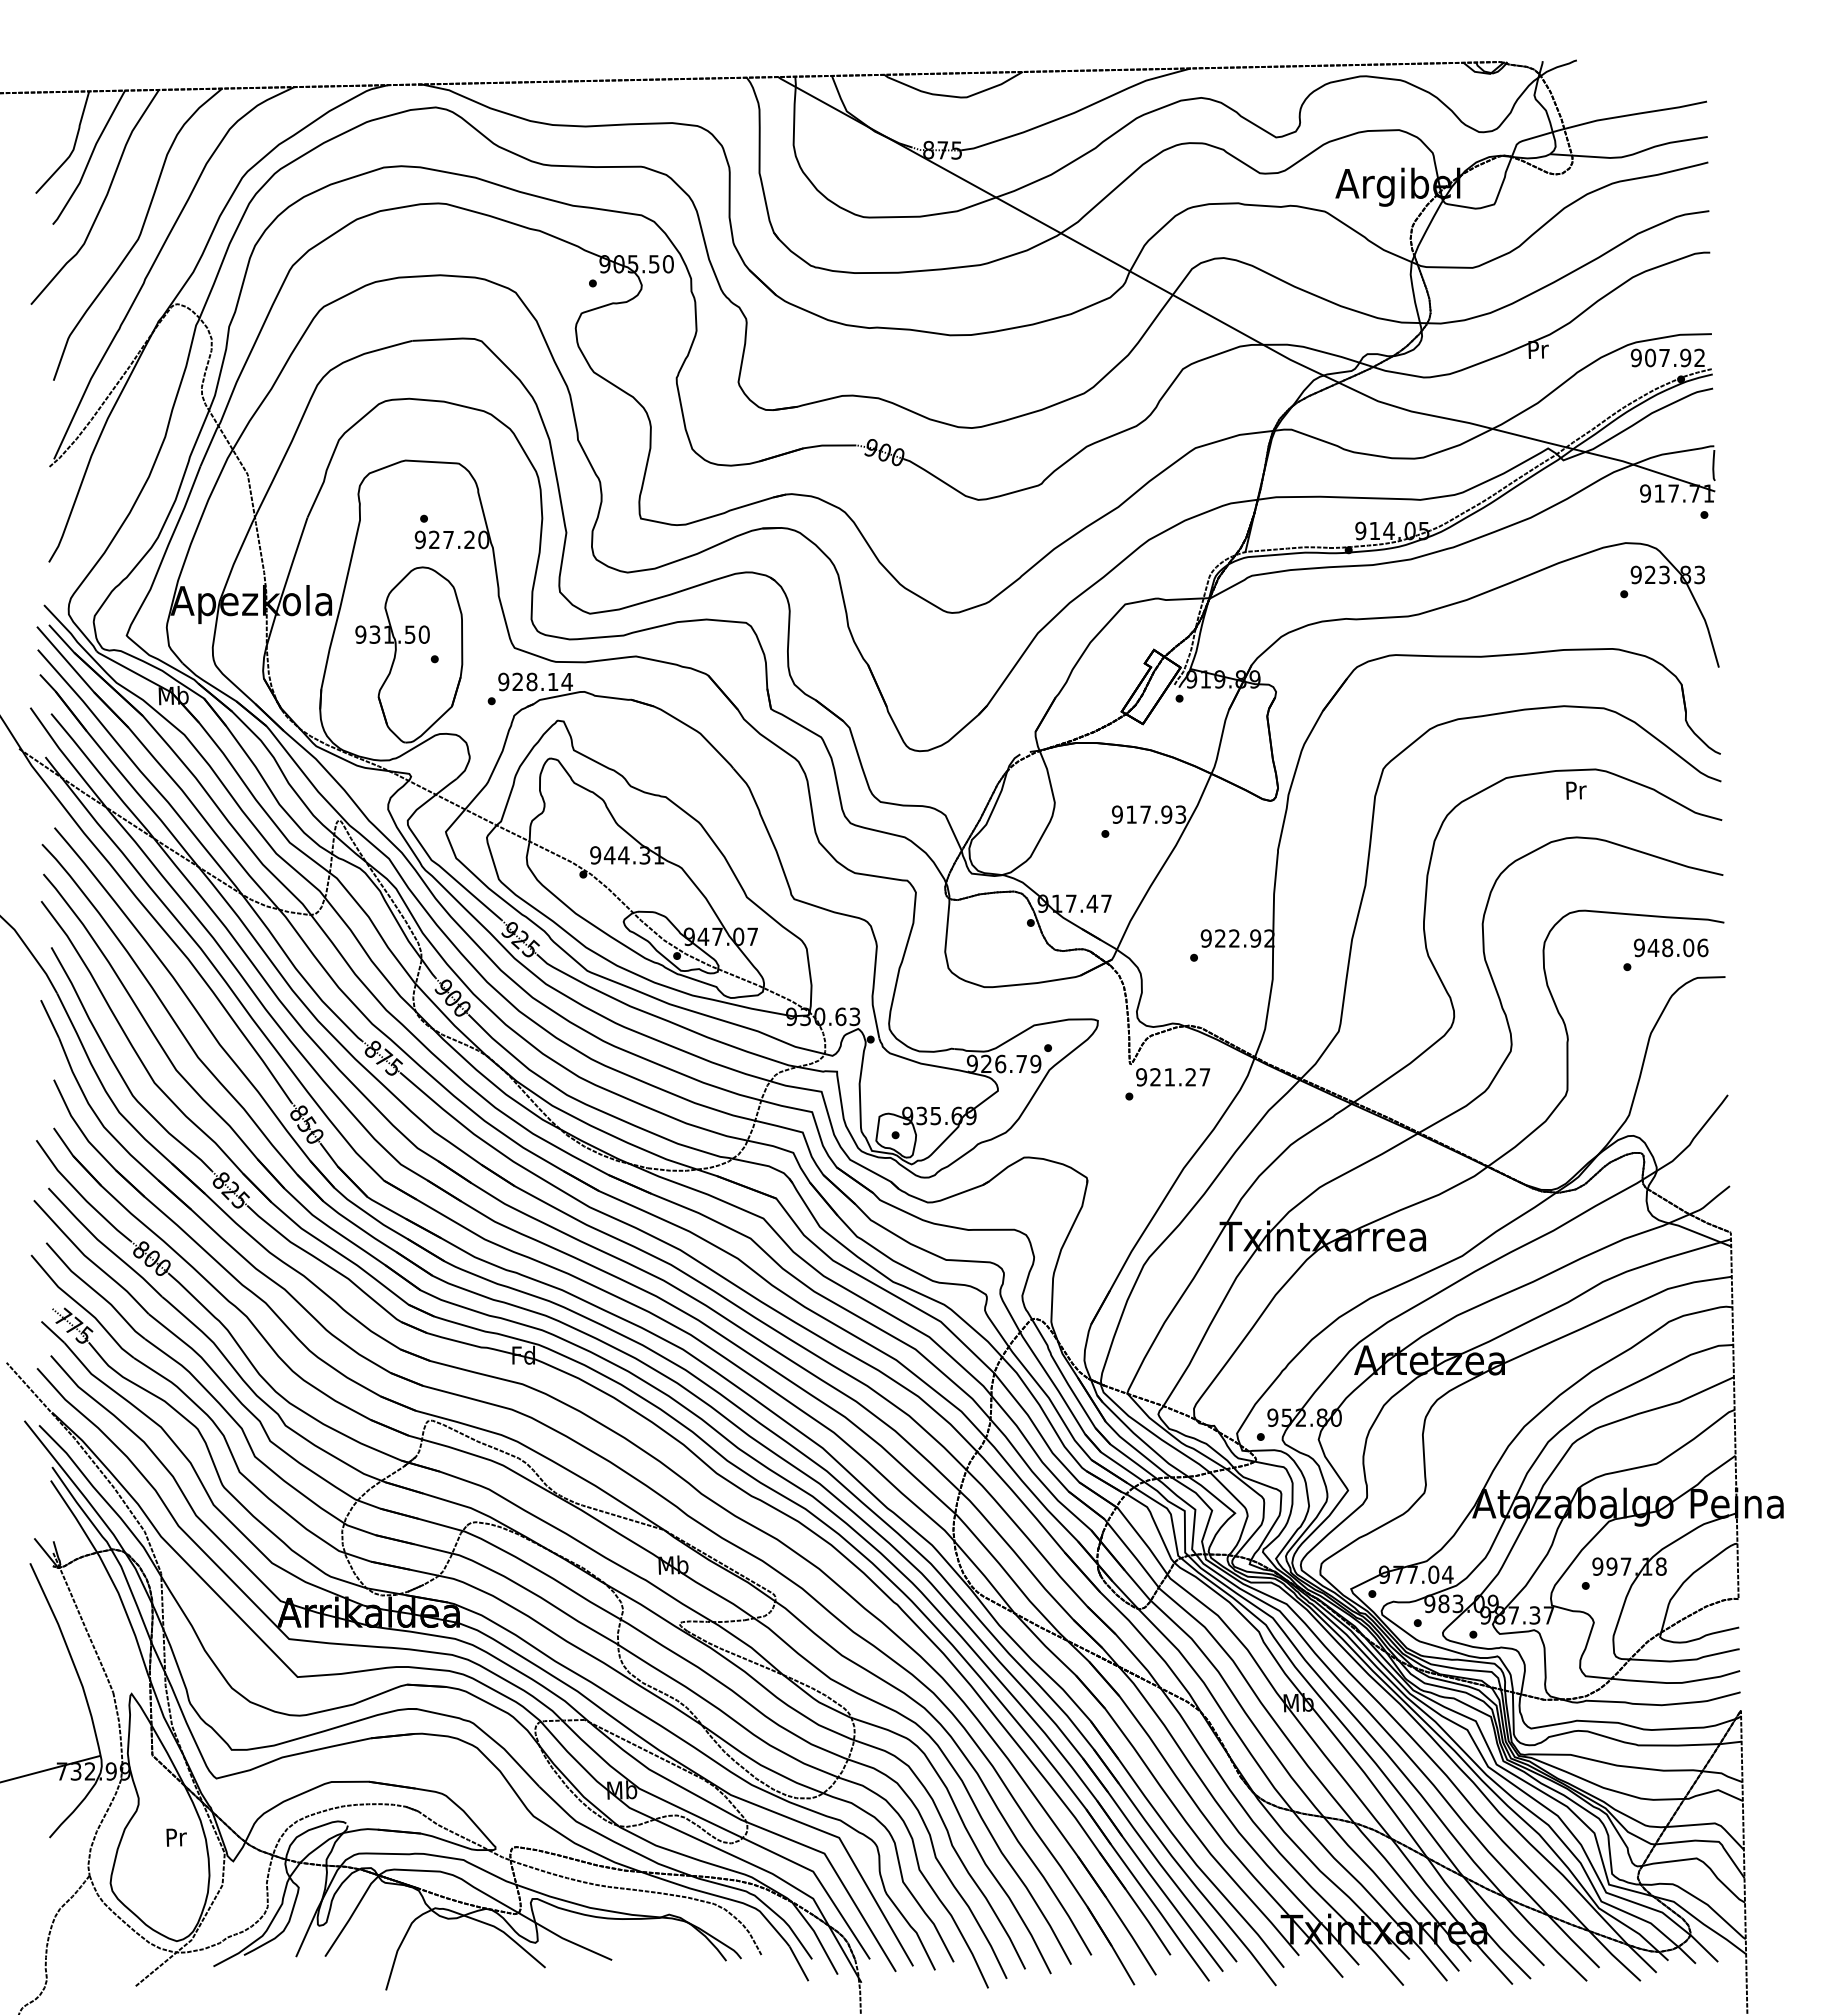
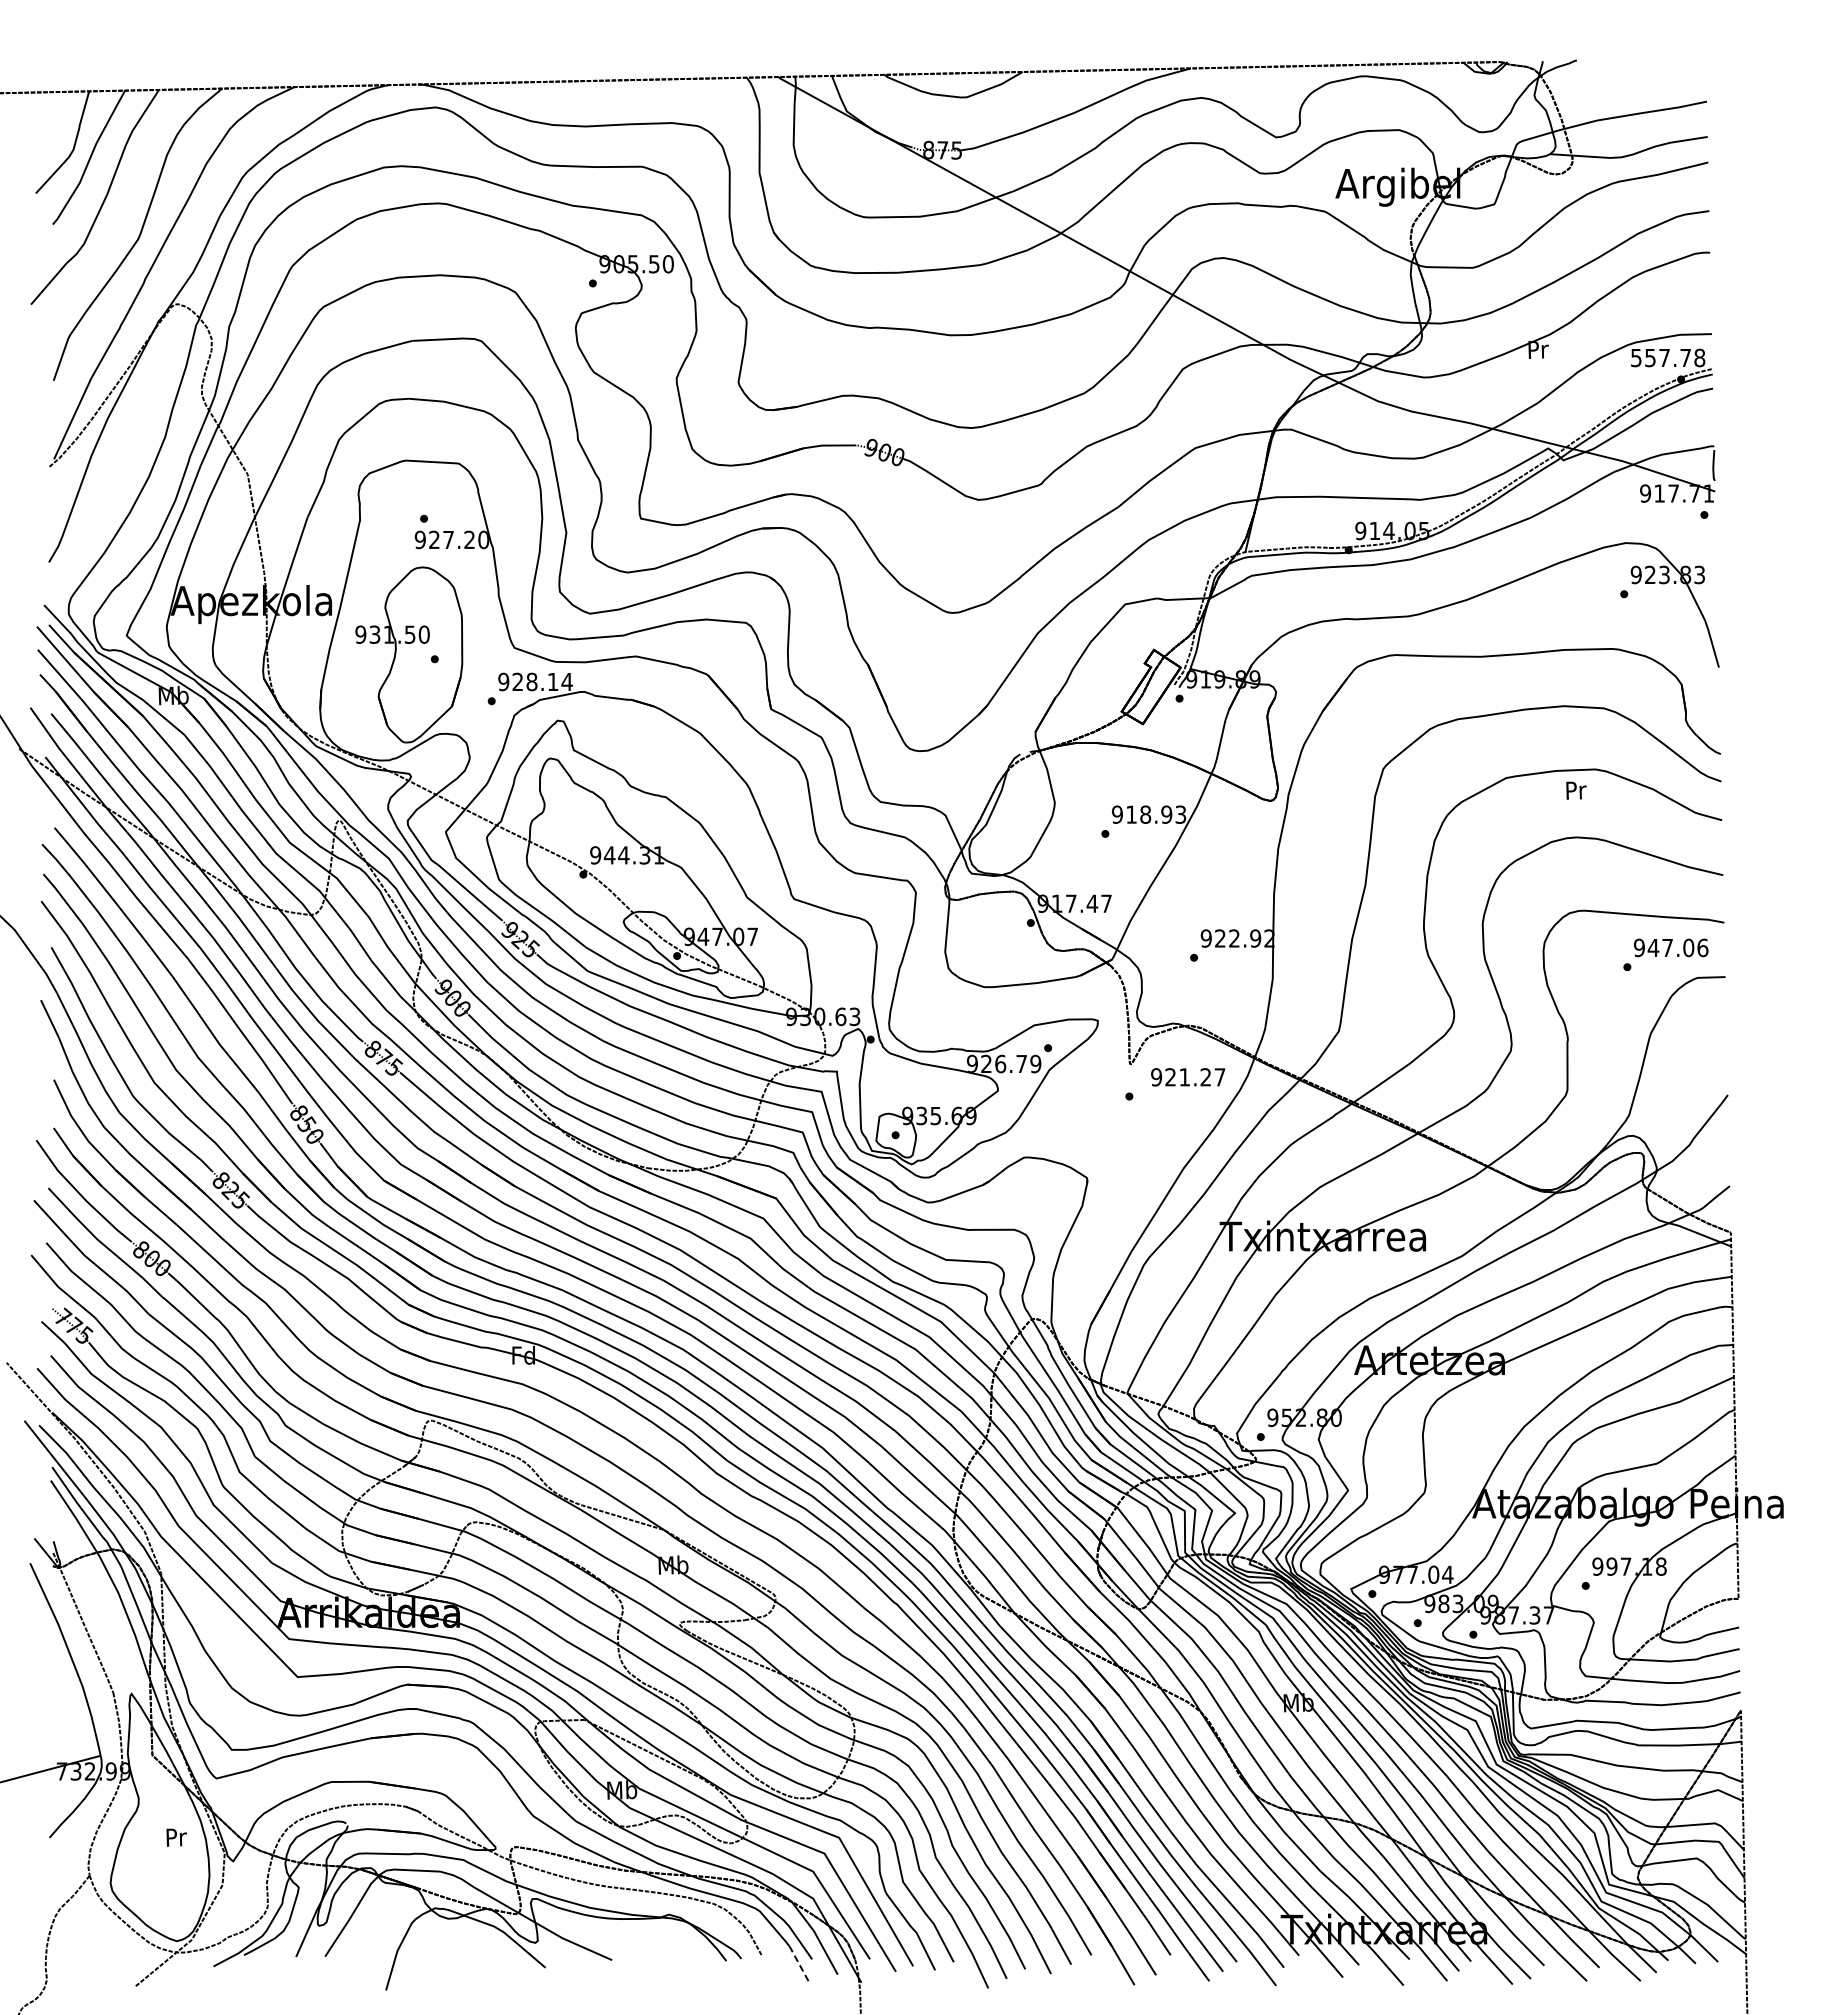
text: 907.92 -> 557.78 (1667, 357)
text: 917.93 -> 918.93 (1145, 814)
text: 948.06 -> 947.06 (1667, 947)
text position: (1173, 1077) -> (1188, 1077) (1188, 1077)
line: solid -> dashed (799, 1963)
